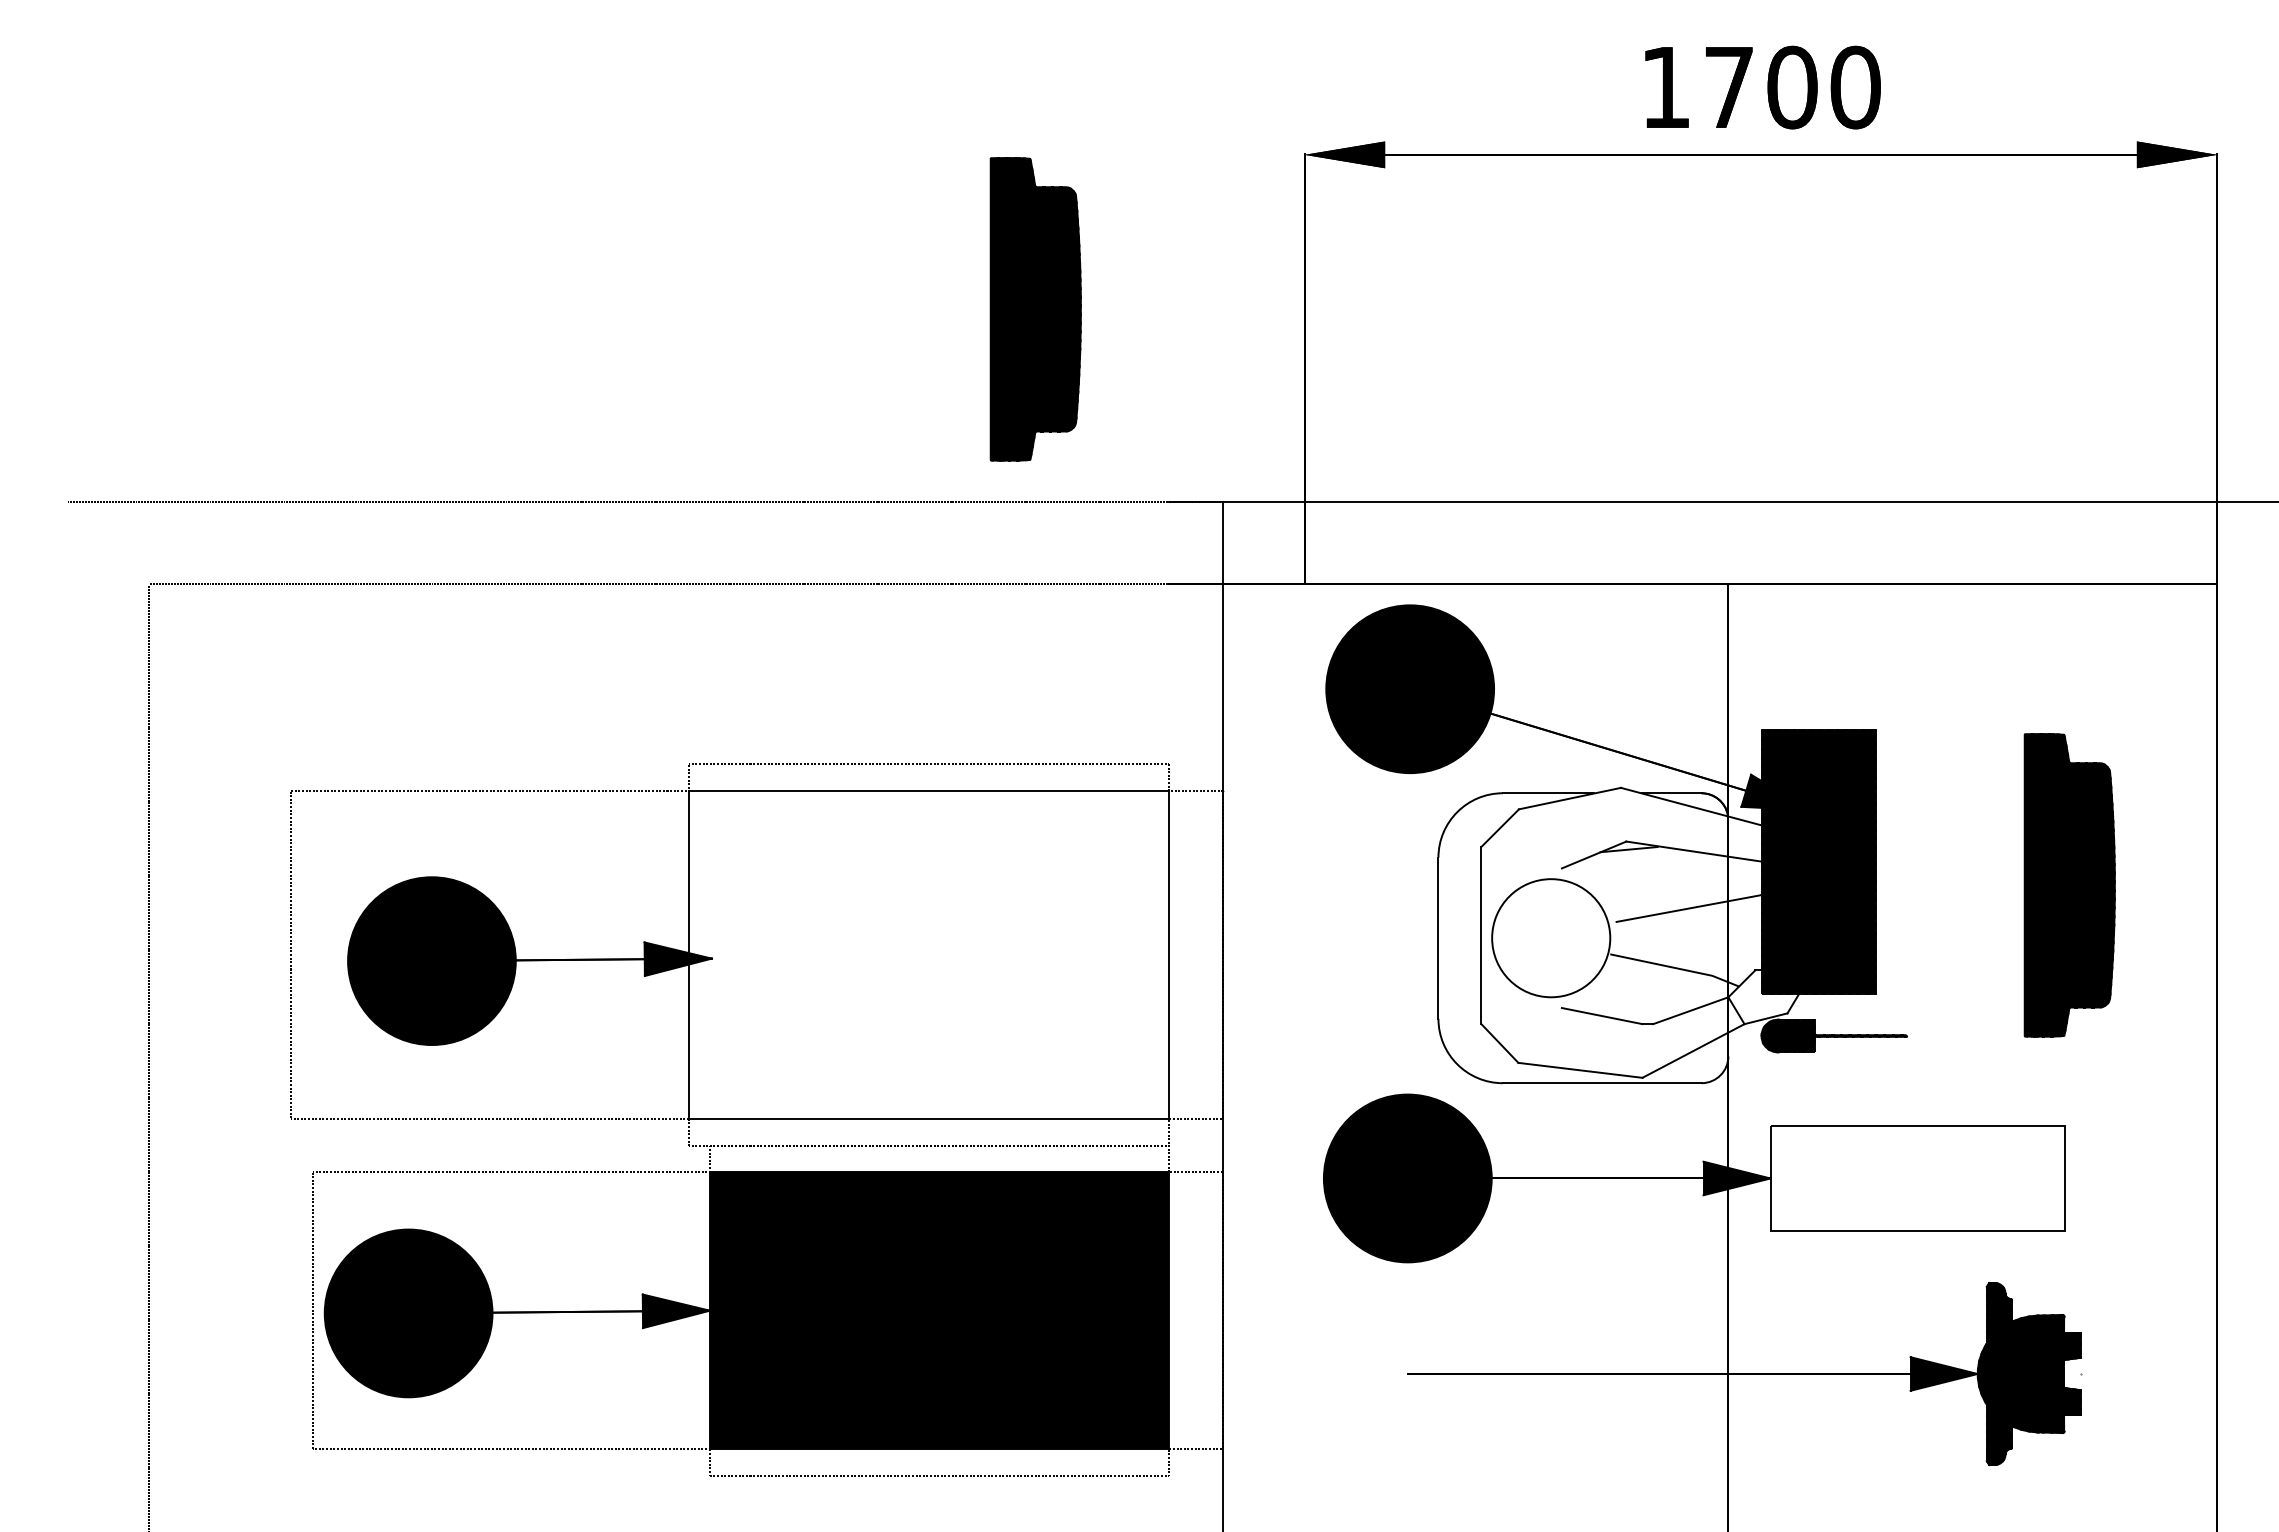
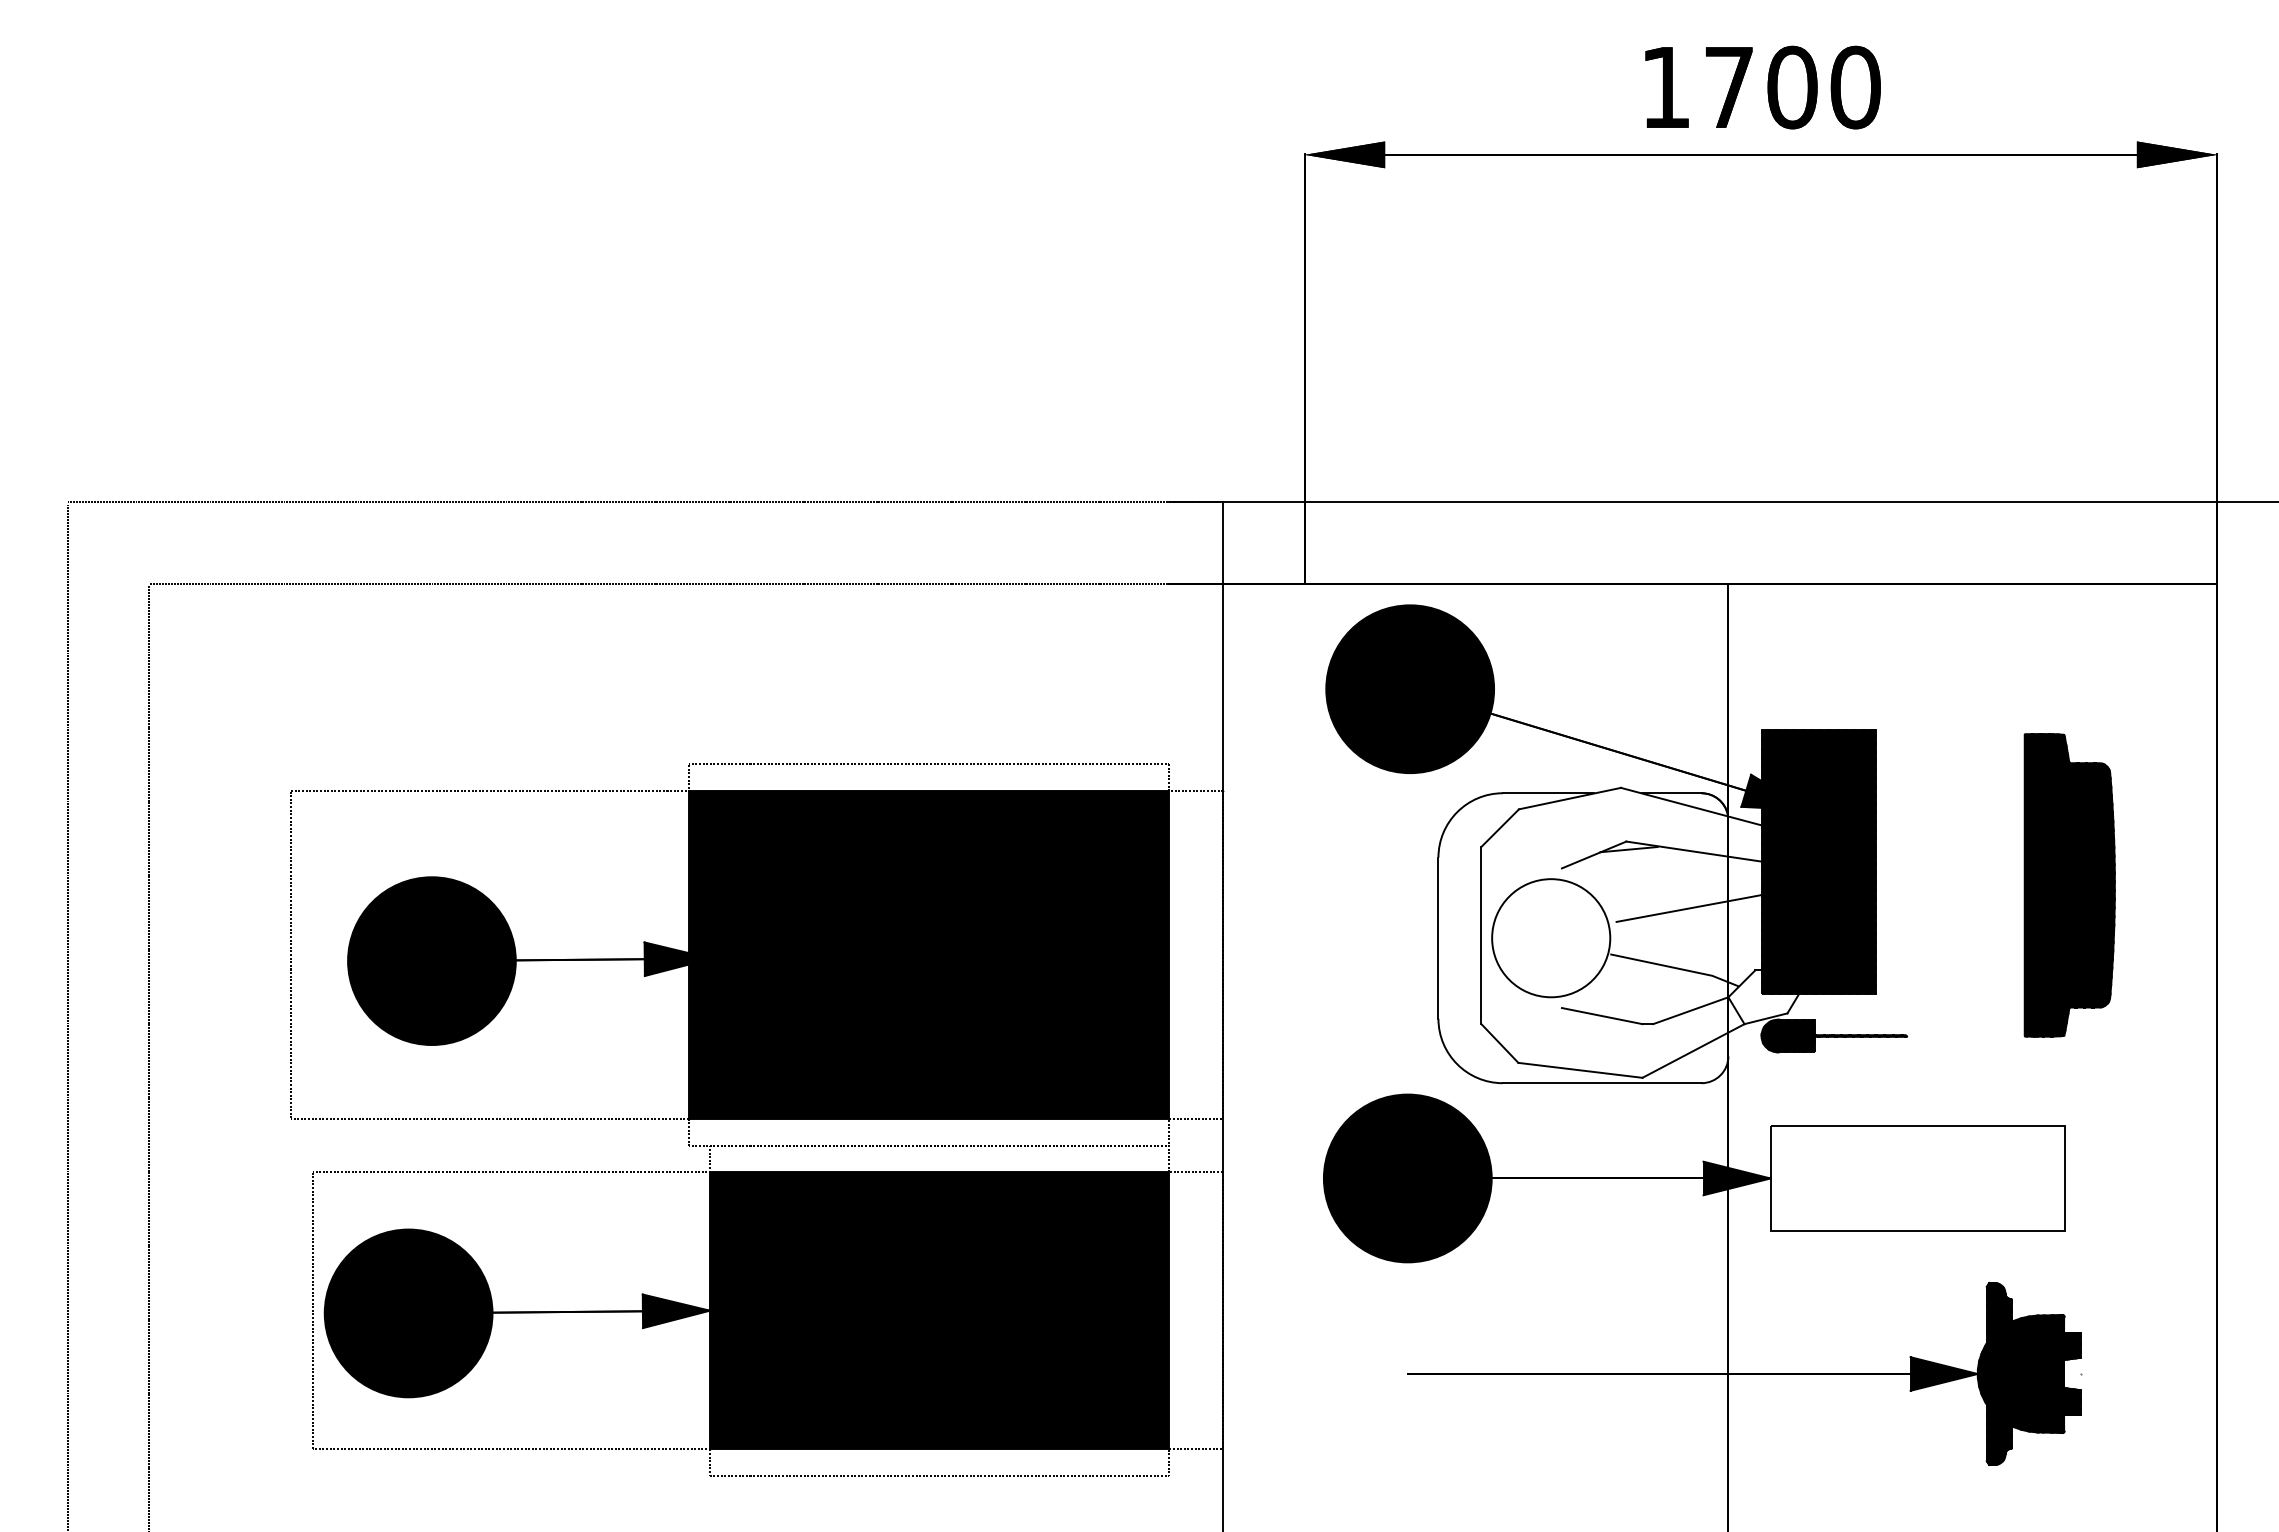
part: present -> none (1035, 309)
fill: none -> present (928, 954)
line: none -> present (68, 1016)
